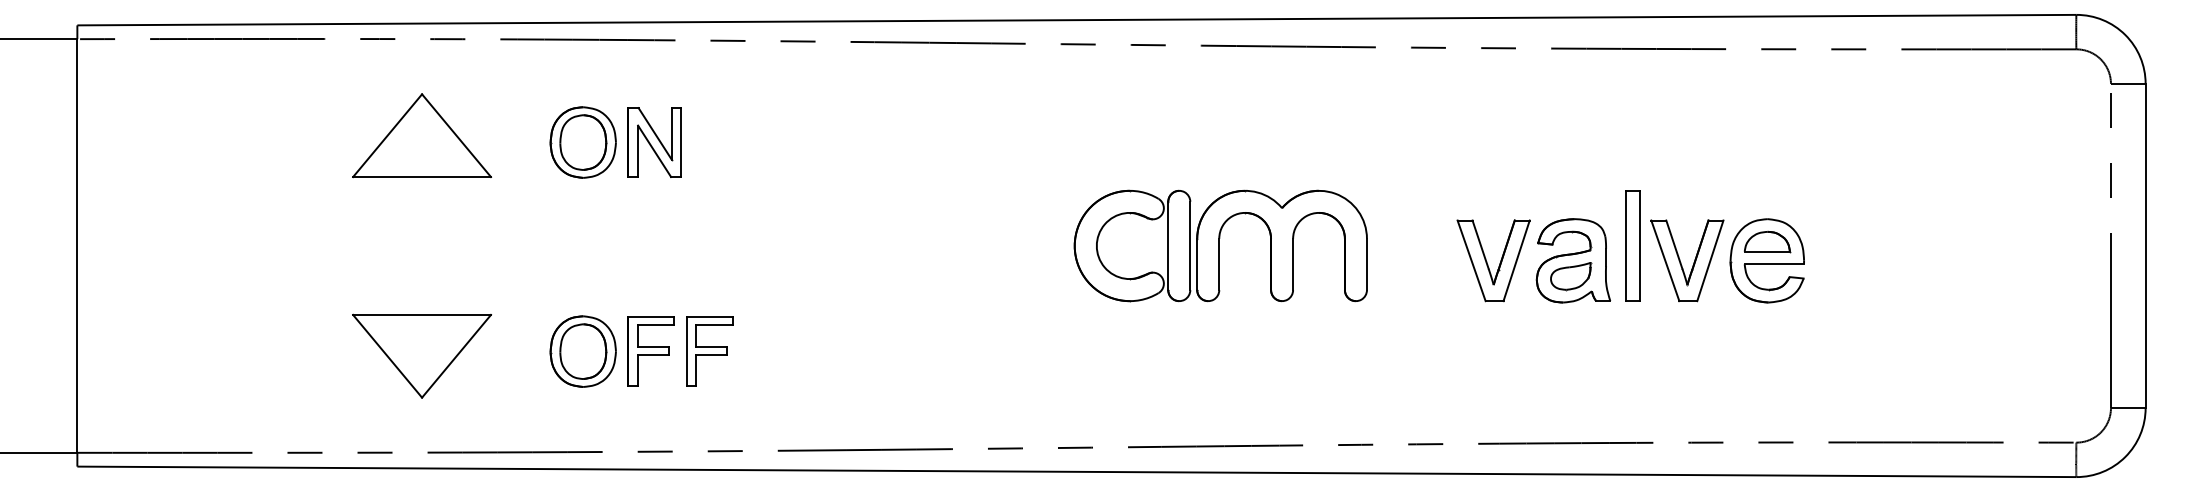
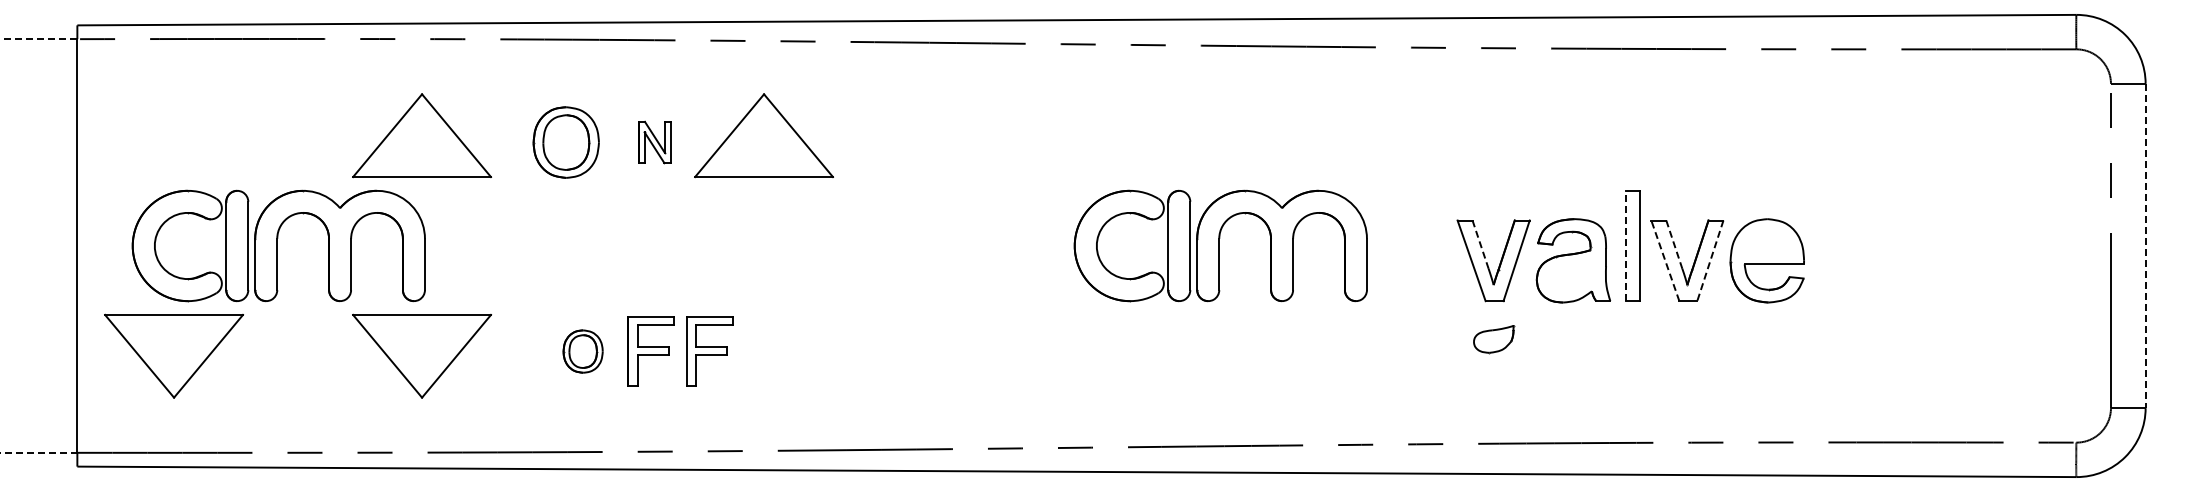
line: solid -> dashed (38, 39)
part: none -> present (763, 135)
part position: (582, 142) -> (565, 142) (565, 142)
part size: 55x71 px -> 34x45 px (654, 142)
part: present -> none (1767, 241)
part: none -> present (278, 245)
line: solid -> dashed (1480, 245)
line: solid -> dashed (1625, 245)
line: solid -> dashed (1674, 245)
line: solid -> dashed (2145, 246)
line: solid -> dashed (1665, 260)
line: solid -> dashed (1710, 261)
part position: (1571, 276) -> (1494, 339) (1494, 339)
part size: 68x73 px -> 42x45 px (582, 351)
part: none -> present (173, 355)
line: solid -> dashed (39, 452)
